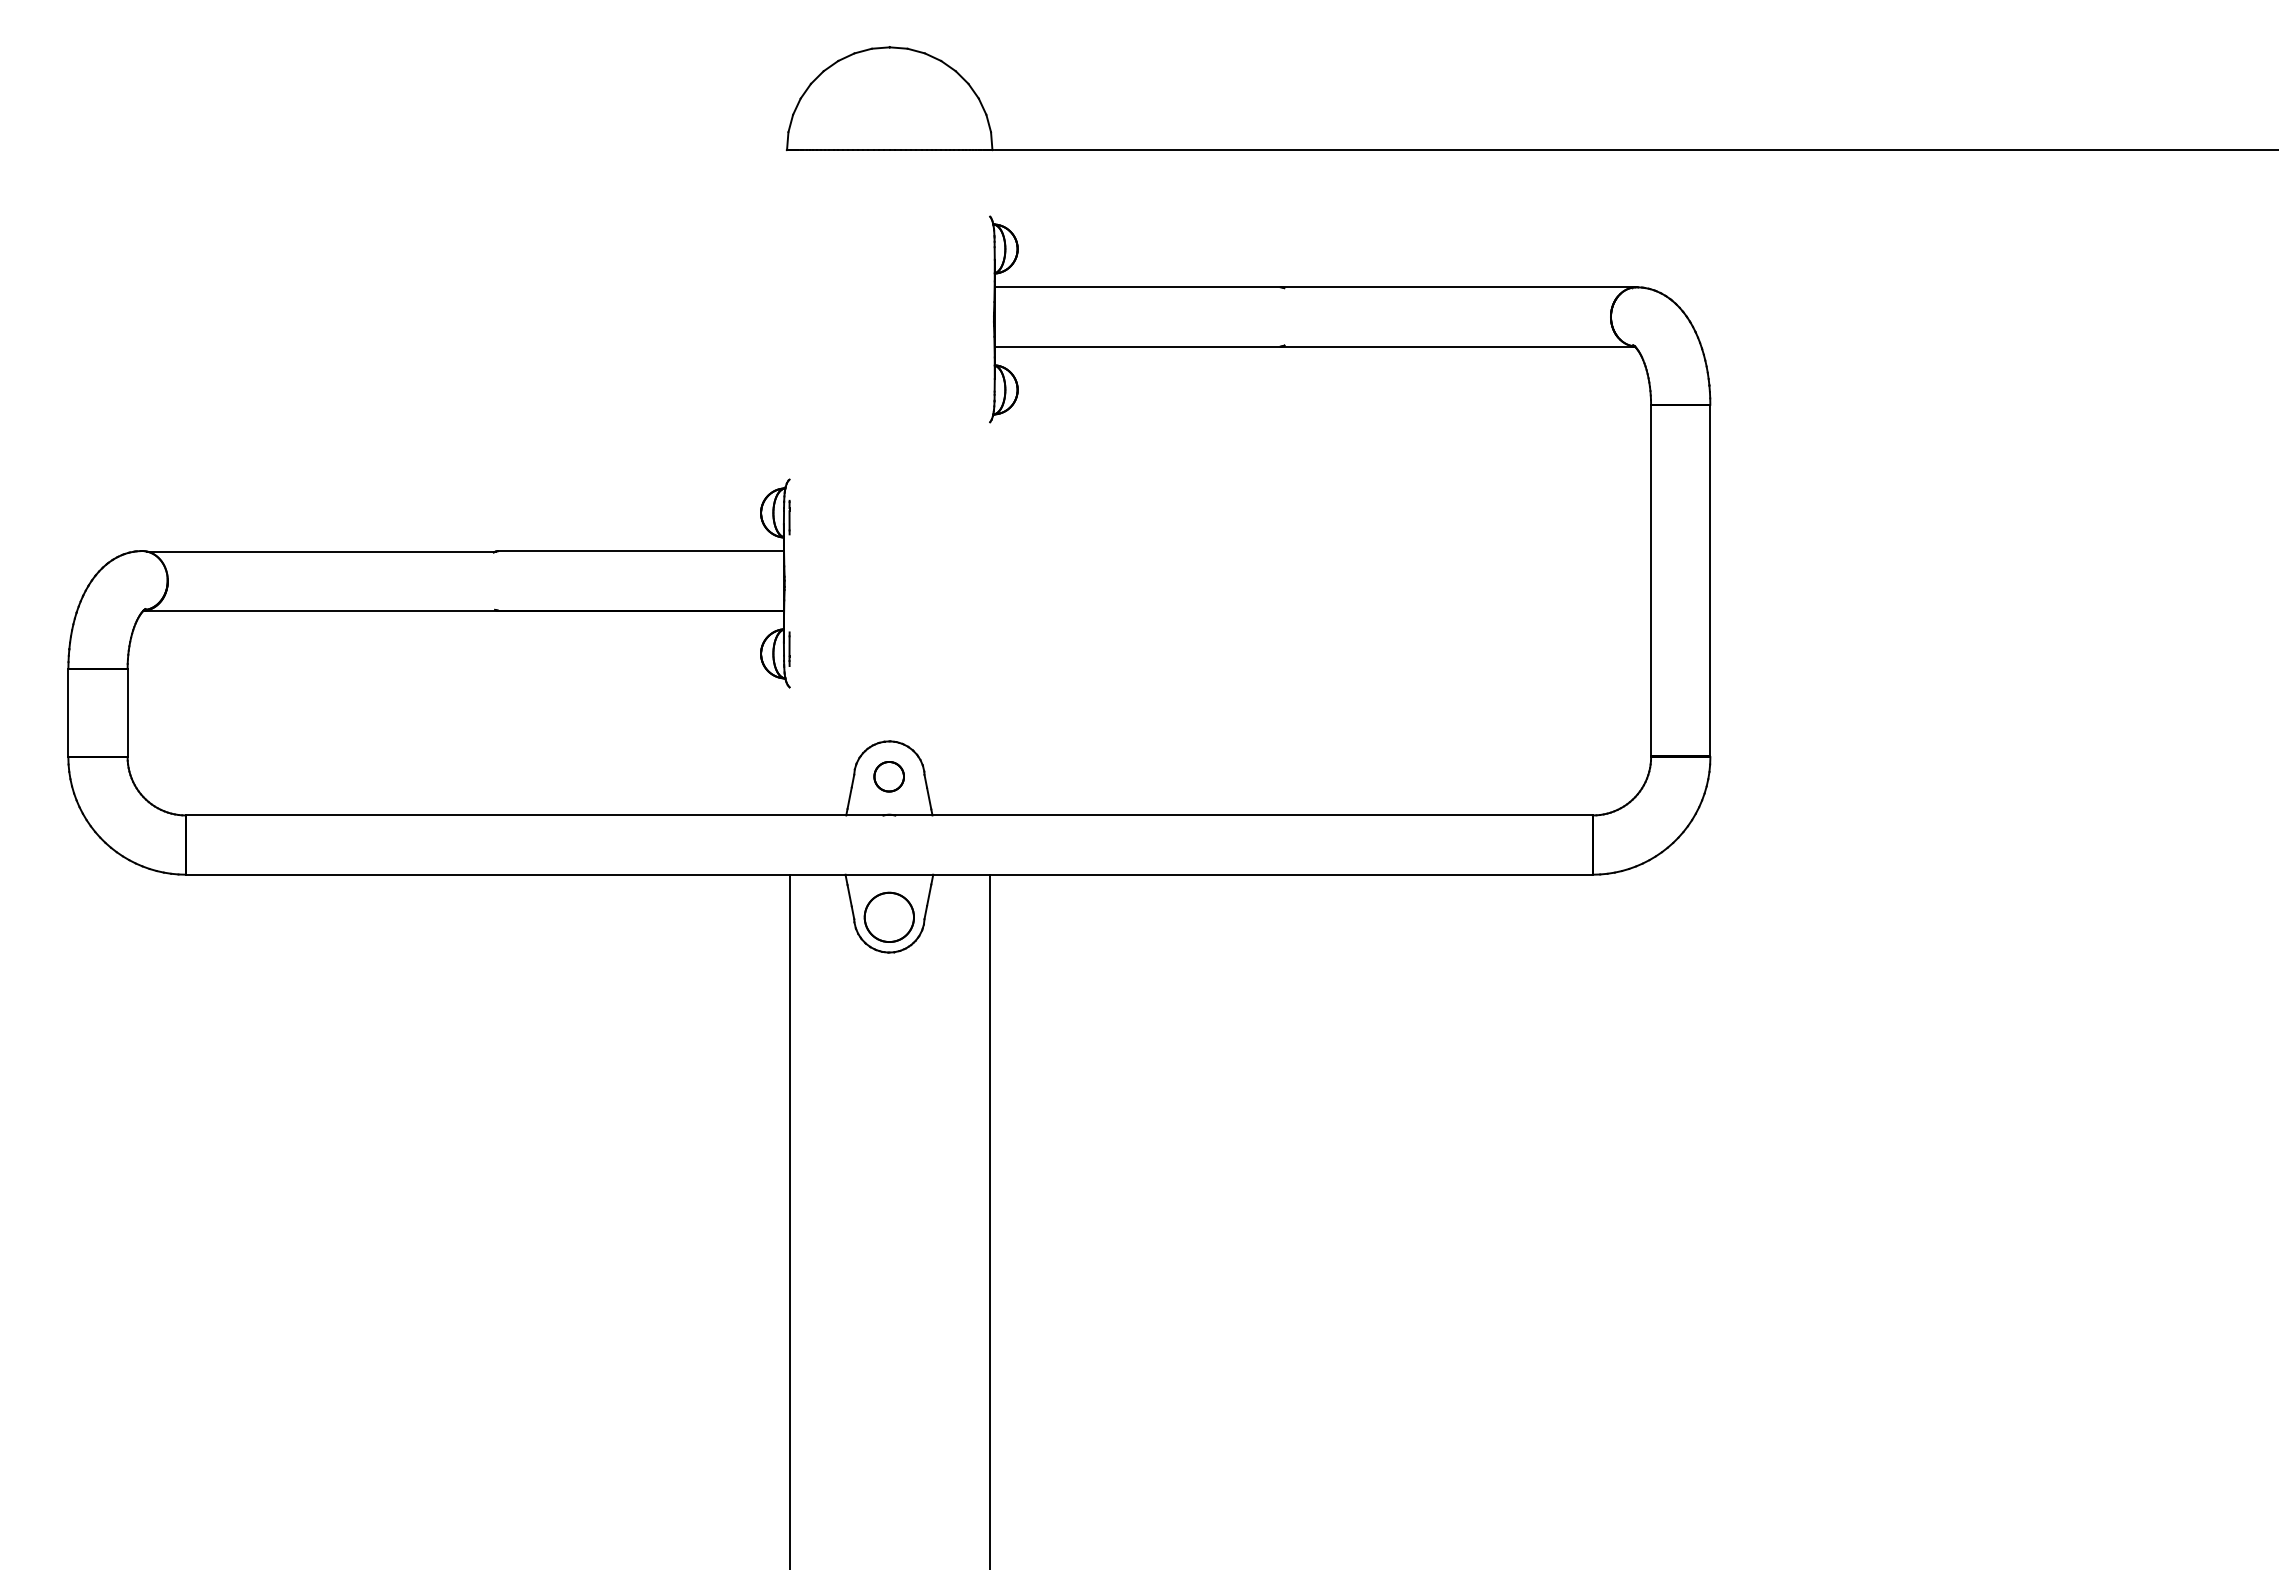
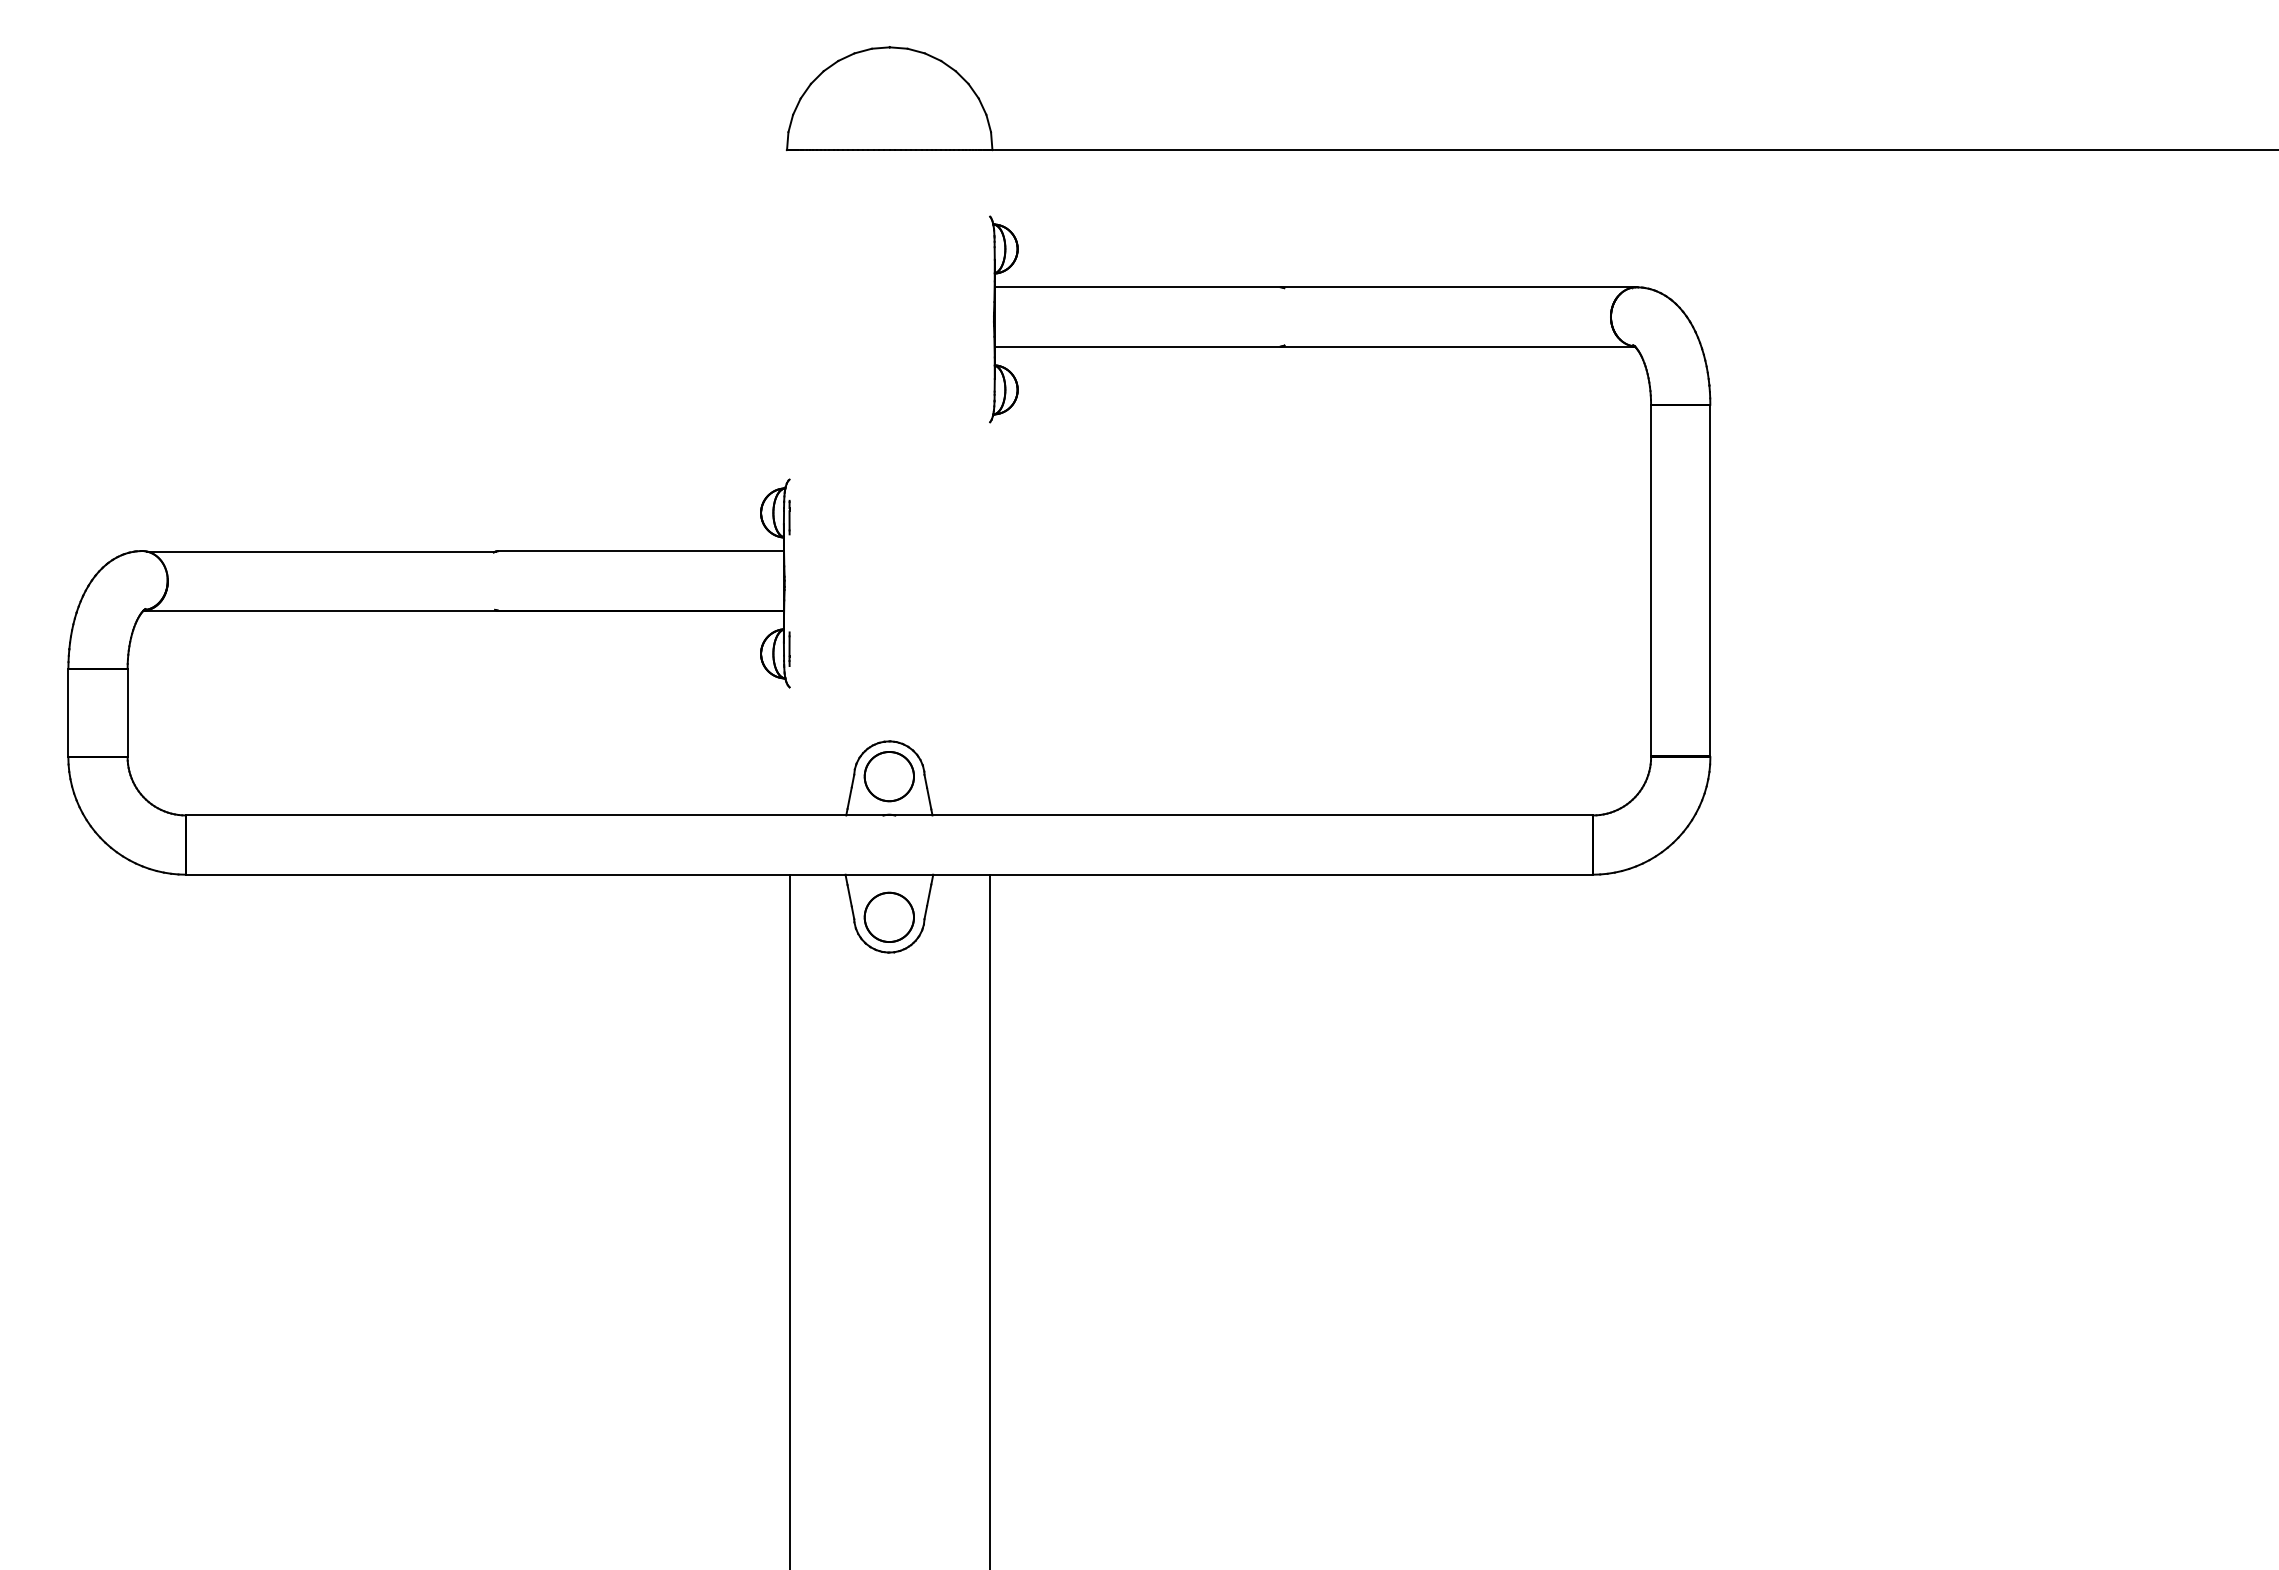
part size: 32x32 px -> 52x52 px (888, 776)
